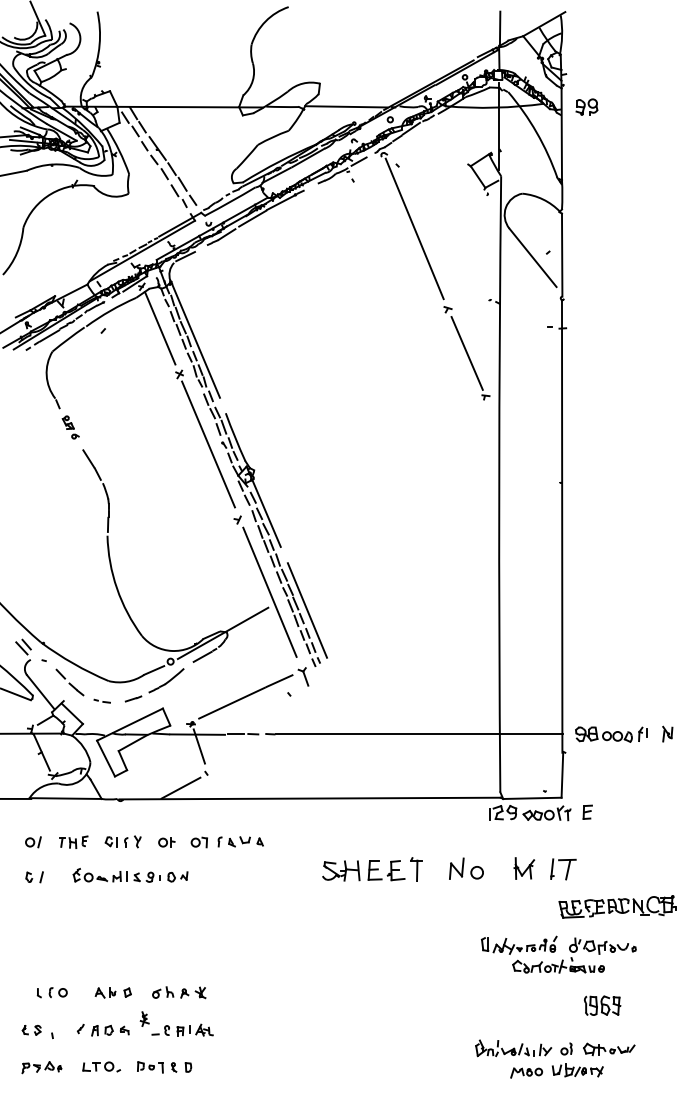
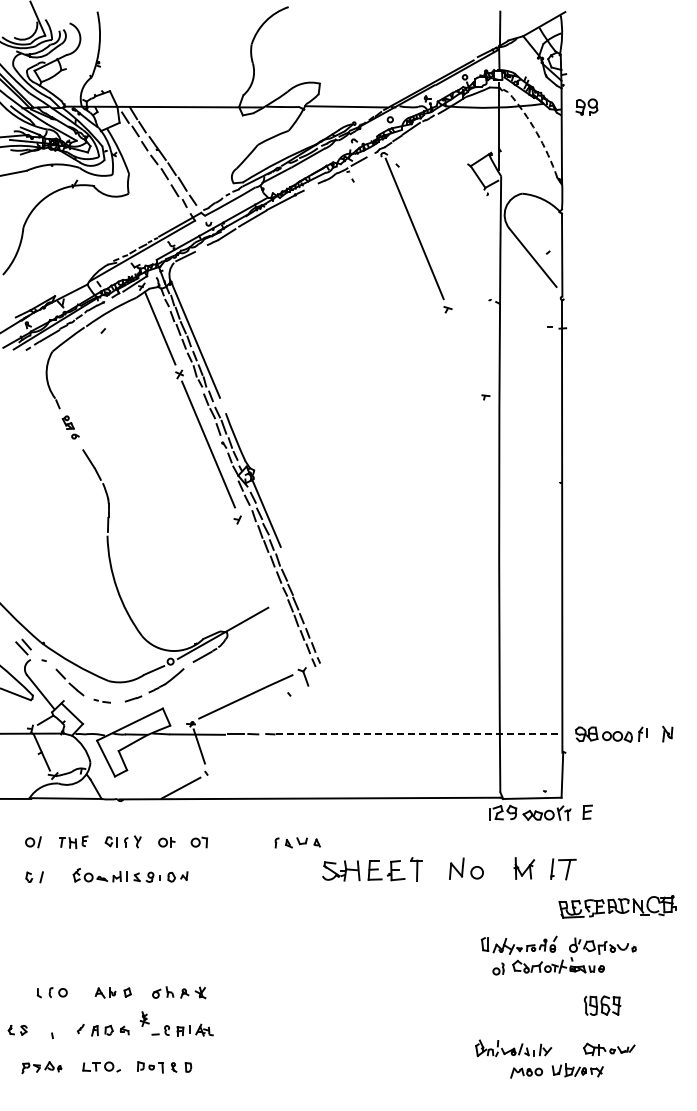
arc: solid -> dashed (536, 132)
line: present -> none (466, 353)
line: present -> none (269, 591)
line: present -> none (307, 610)
line: solid -> dashed (419, 734)
part position: (240, 841) -> (297, 842) (297, 842)
part position: (31, 1030) -> (17, 1030) (17, 1030)
part position: (566, 1048) -> (498, 968) (498, 968)
